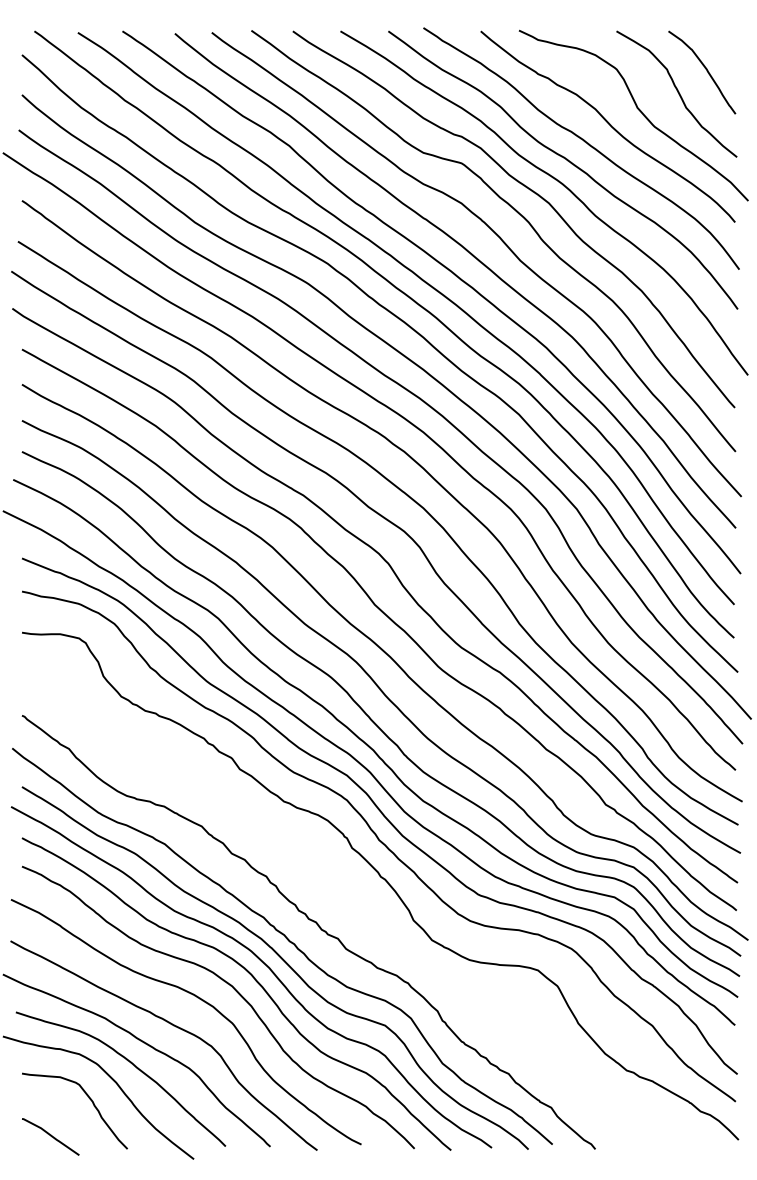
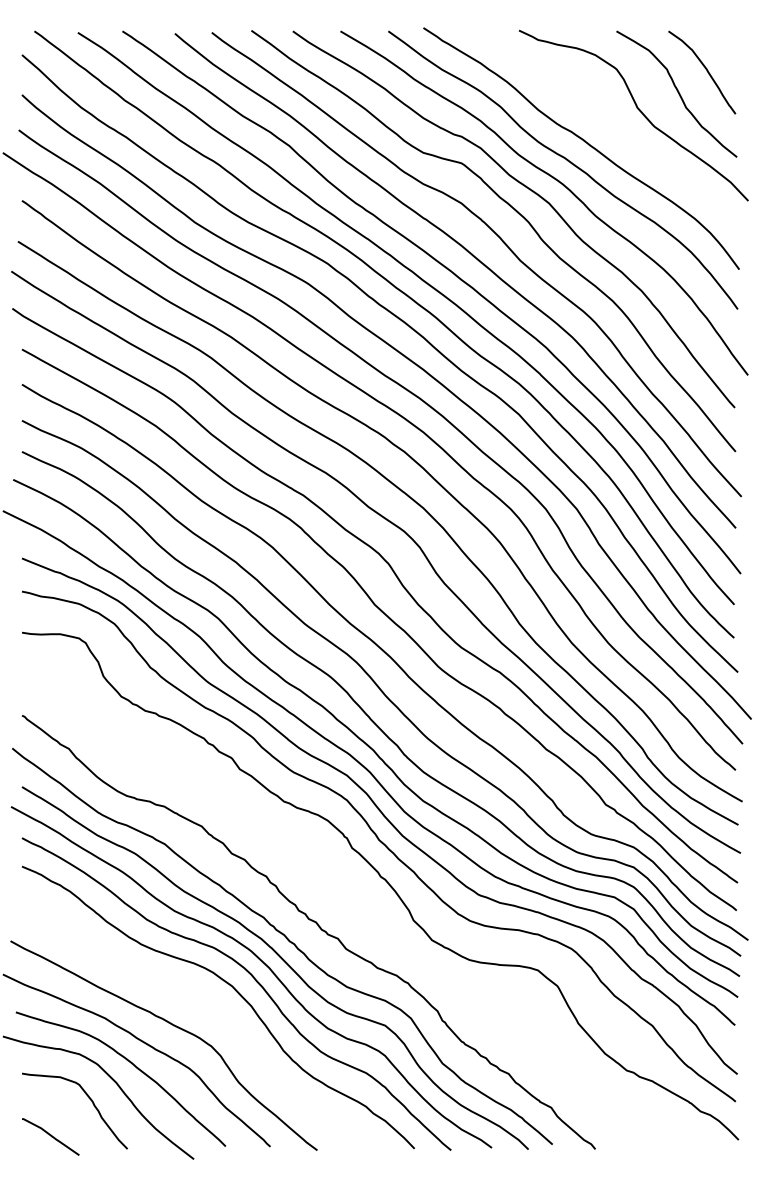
curve: present -> none (608, 124)
curve: present -> none (197, 998)
